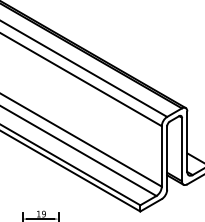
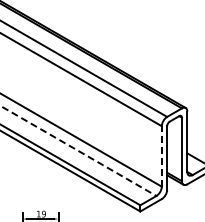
line: solid -> dashed (78, 151)
line: solid -> dashed (161, 155)
